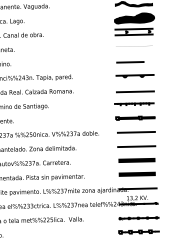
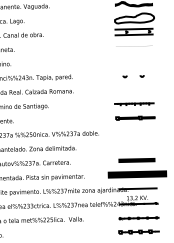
fill: present -> none (134, 18)
line: present -> none (130, 62)
line: present -> none (134, 74)
line: present -> none (134, 91)
line: present -> none (135, 131)
line: present -> none (136, 146)
part size: 38x6 px -> 61x9 px (137, 174)
